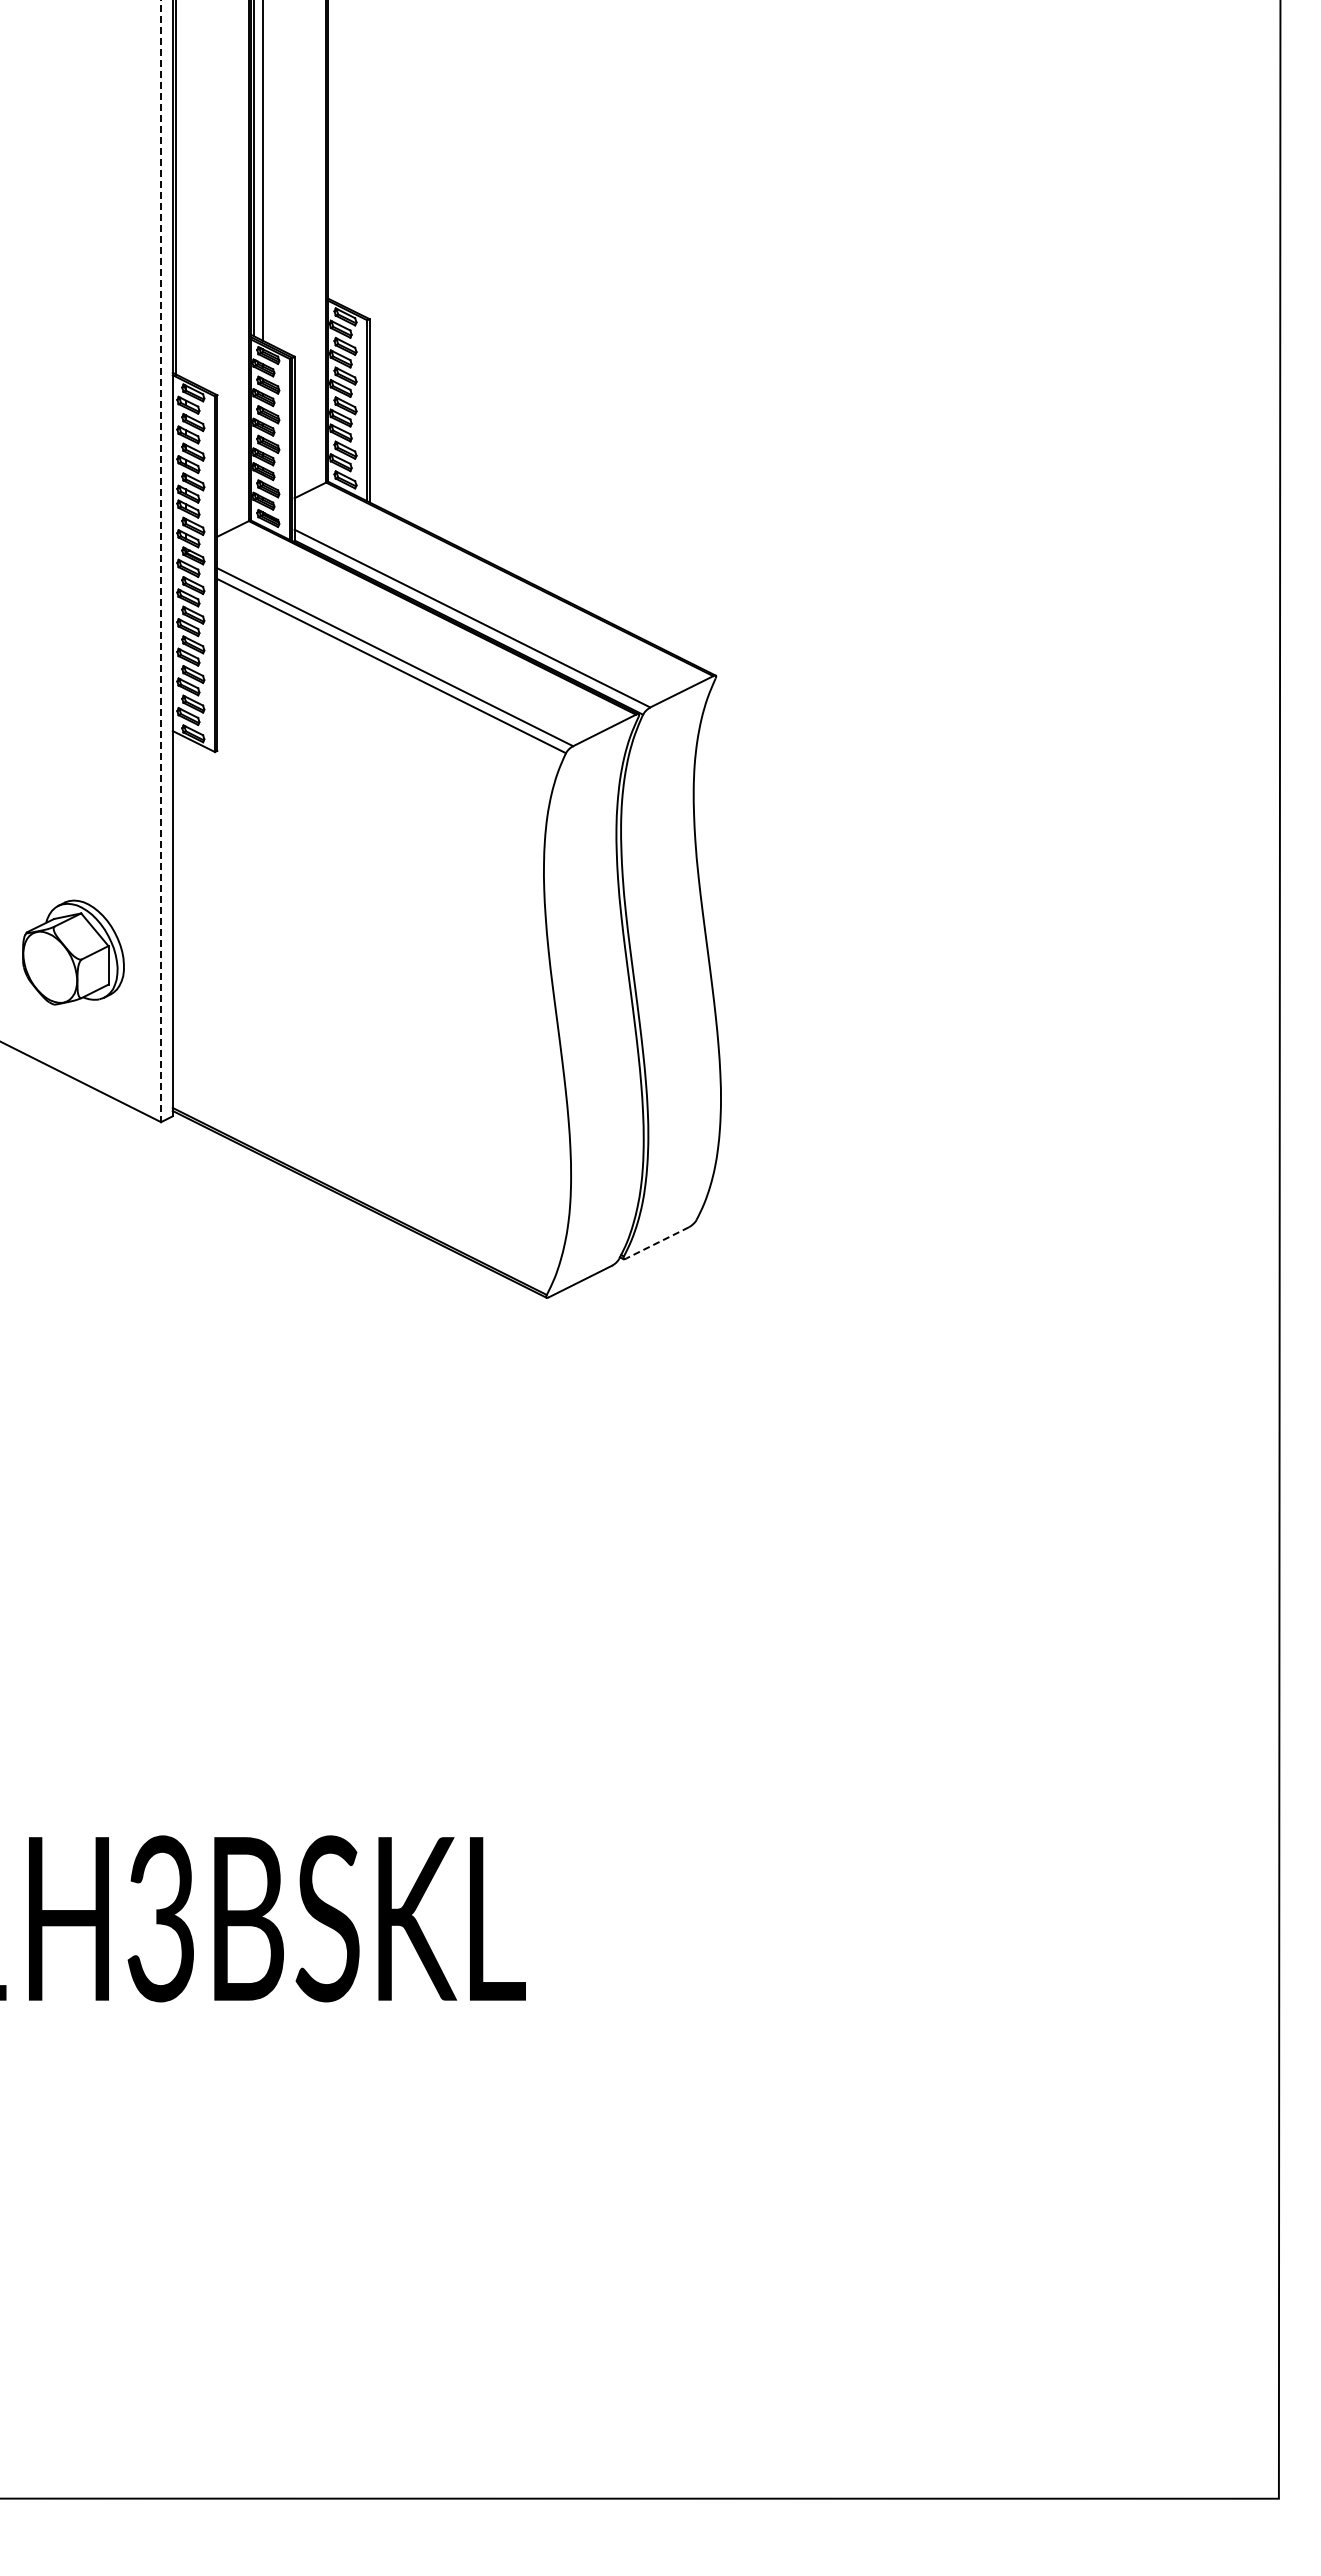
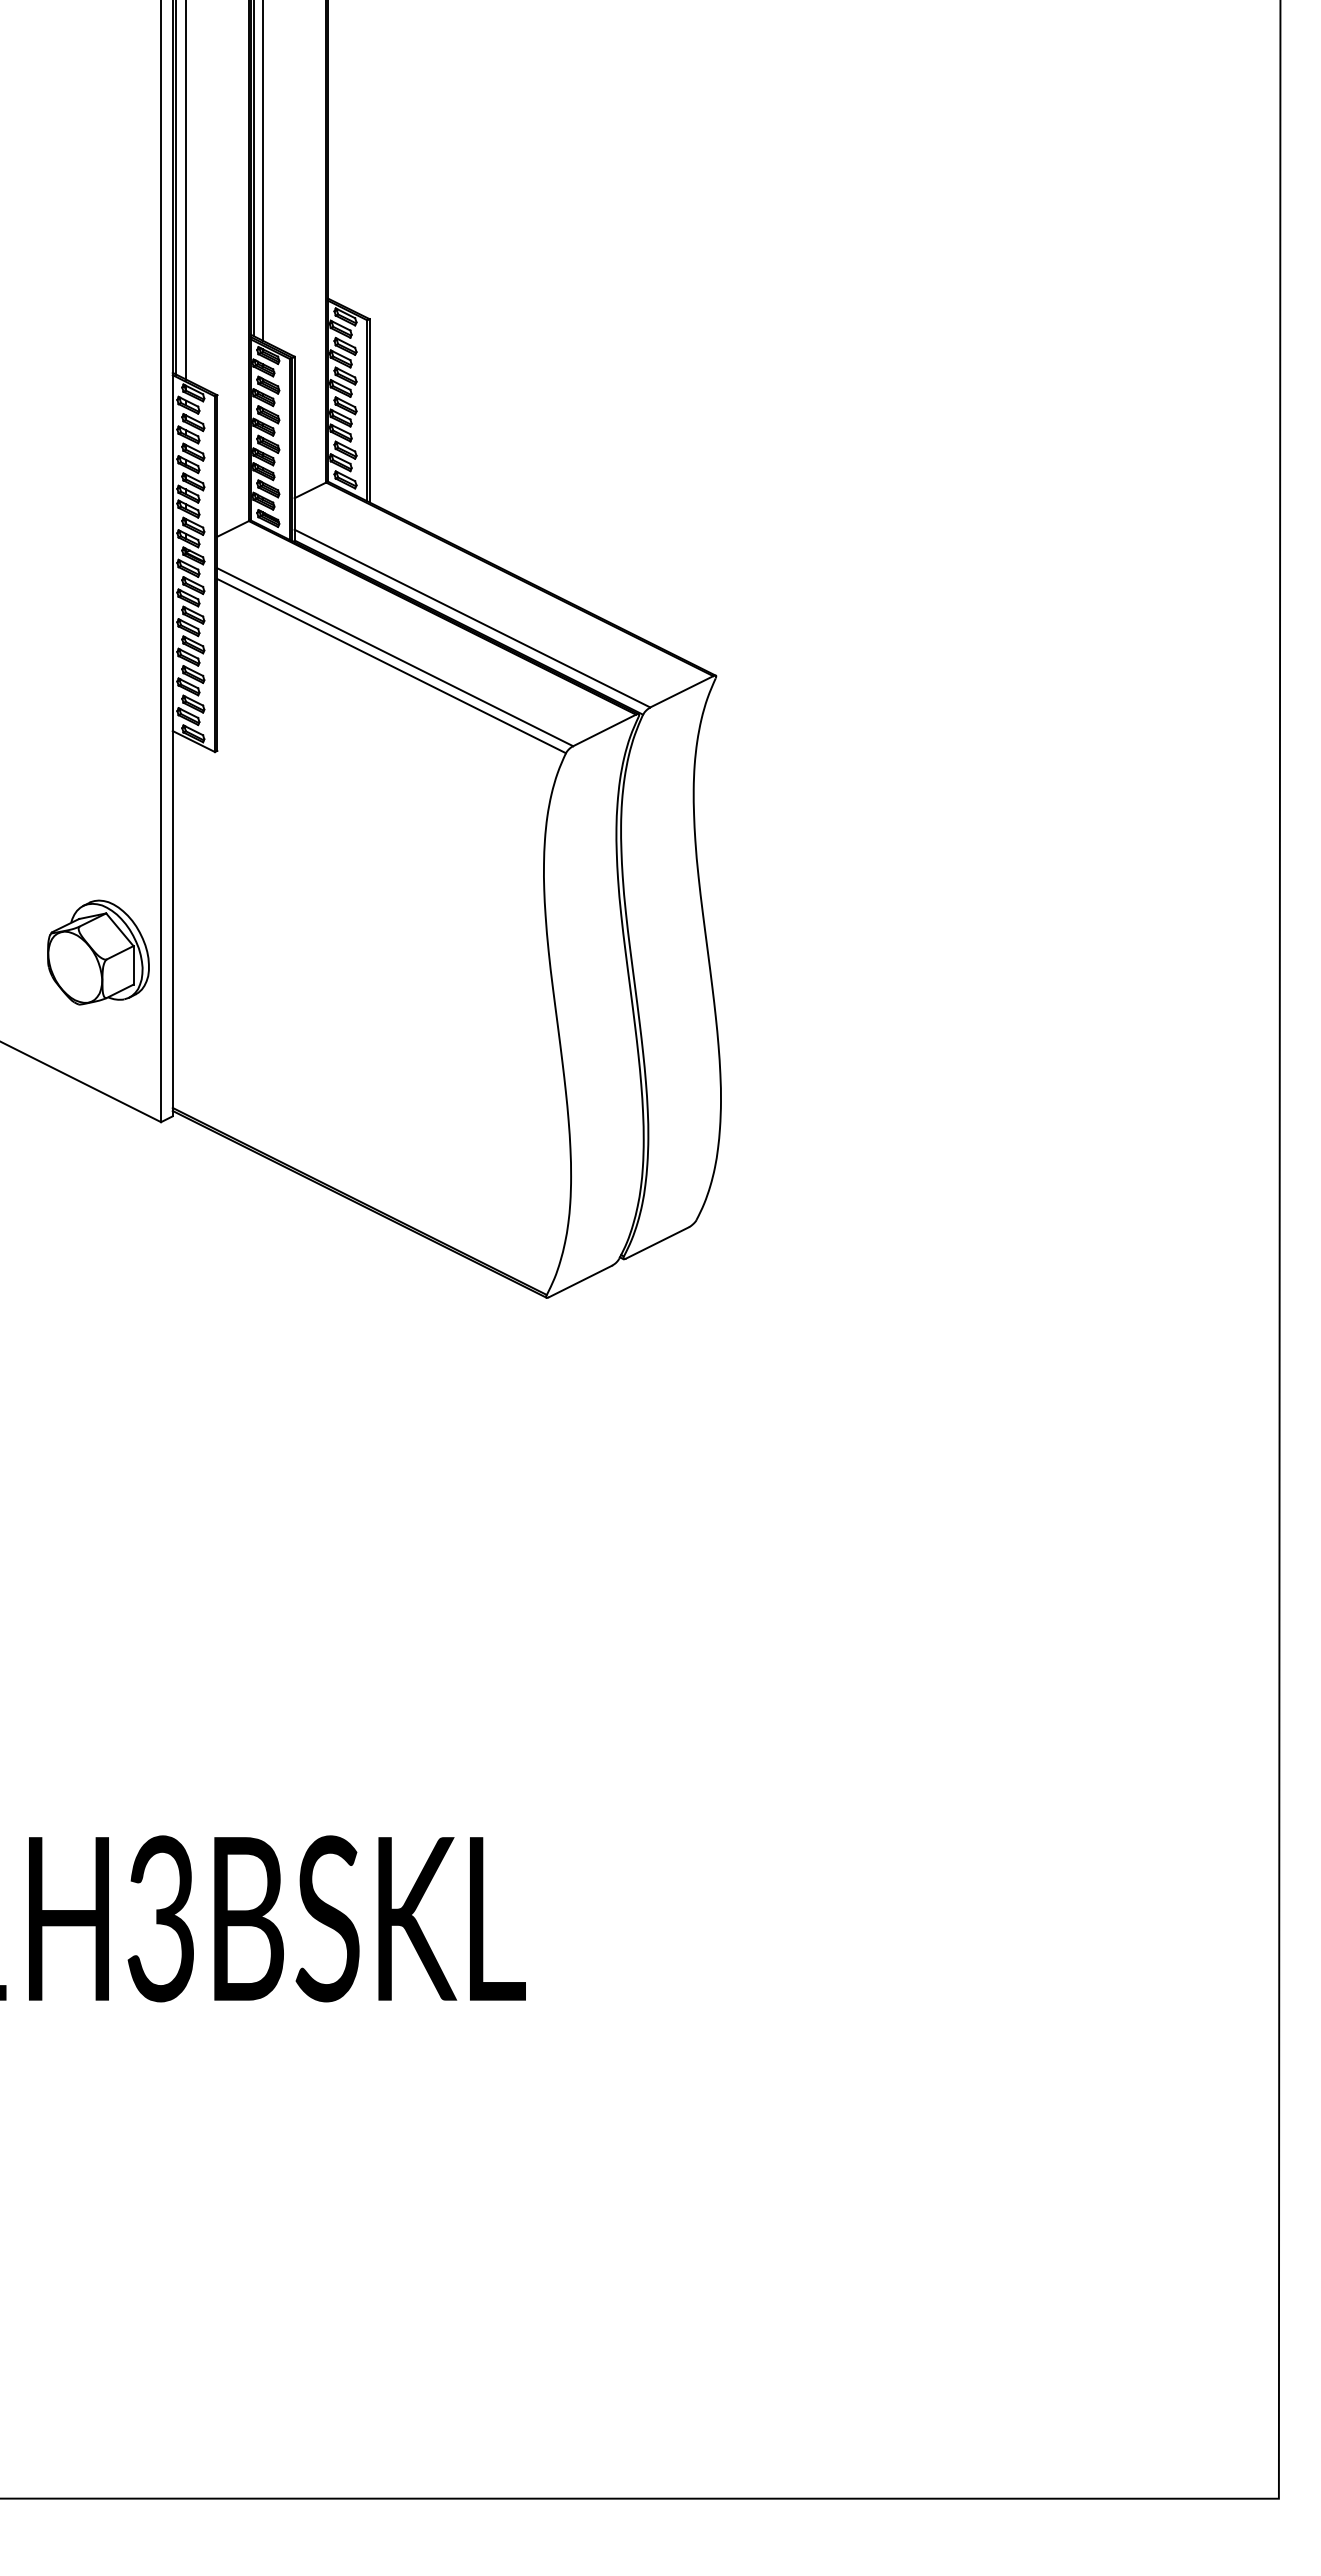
line: none -> present (185, 190)
line: dashed -> solid (161, 561)
part position: (73, 952) -> (98, 952) (98, 952)
line: dashed -> solid (657, 1243)
